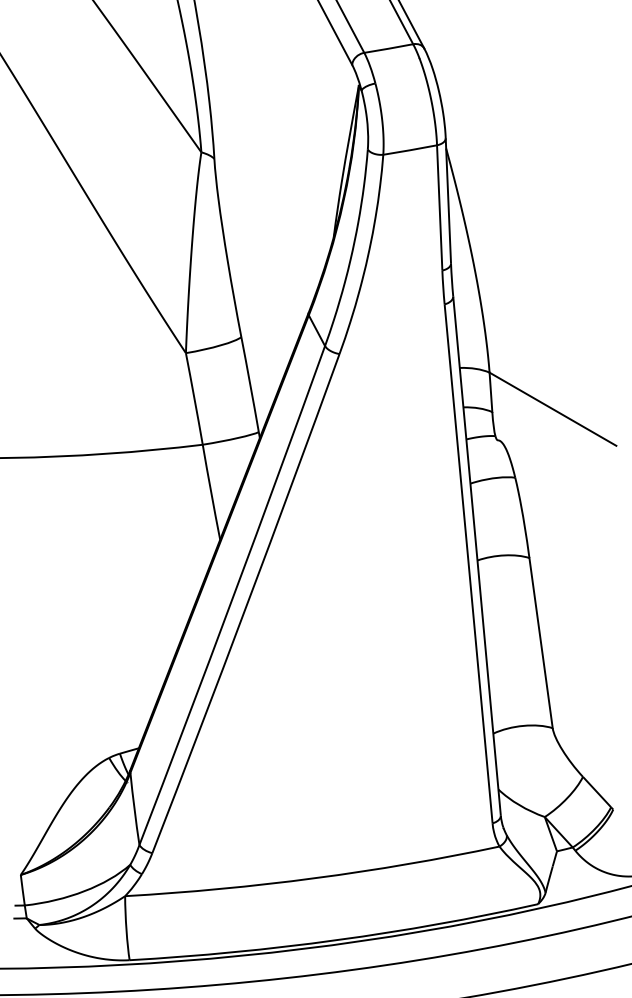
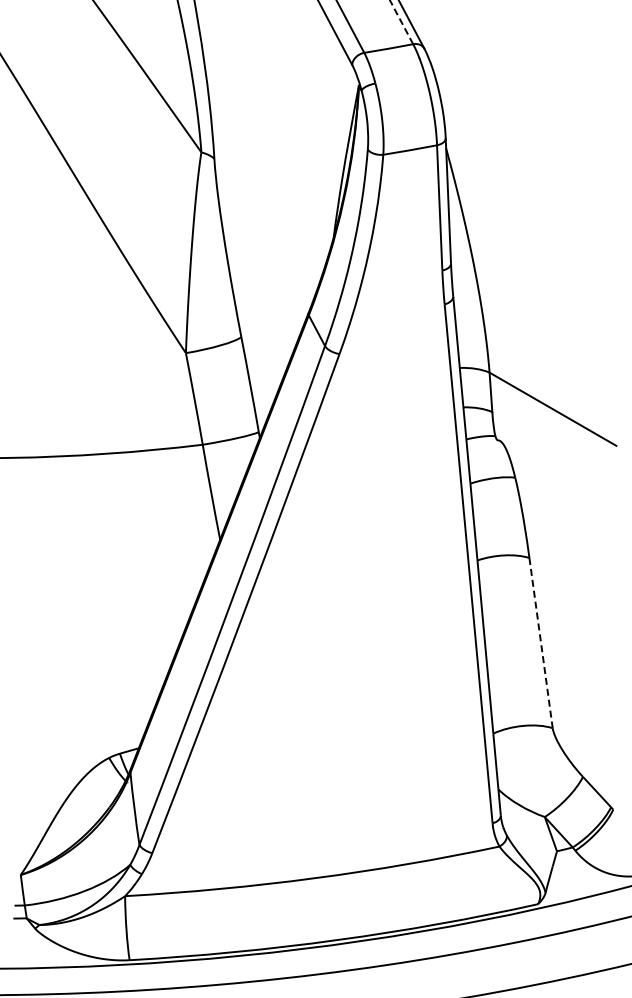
line: solid -> dashed (401, 22)
line: solid -> dashed (541, 643)
